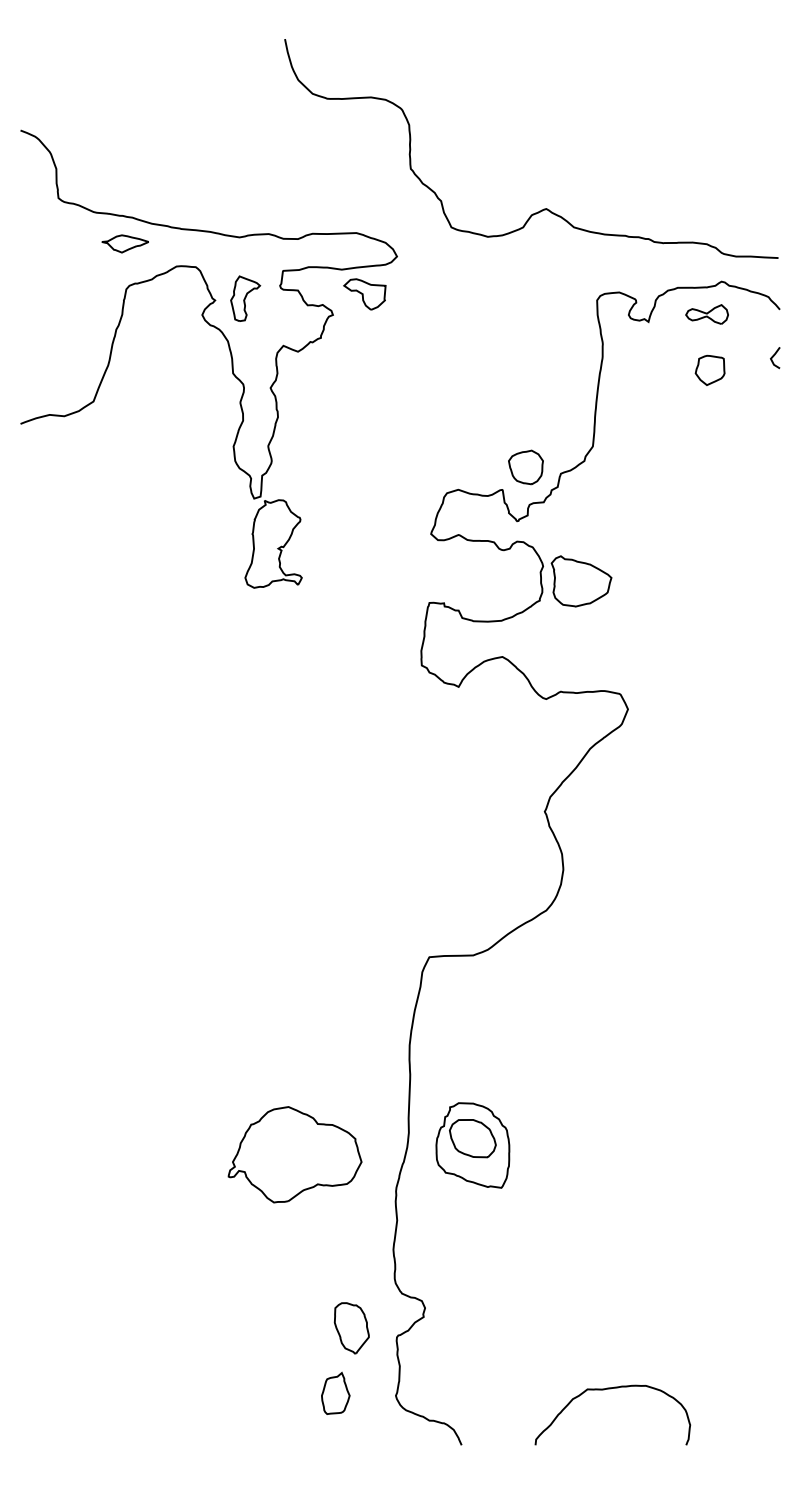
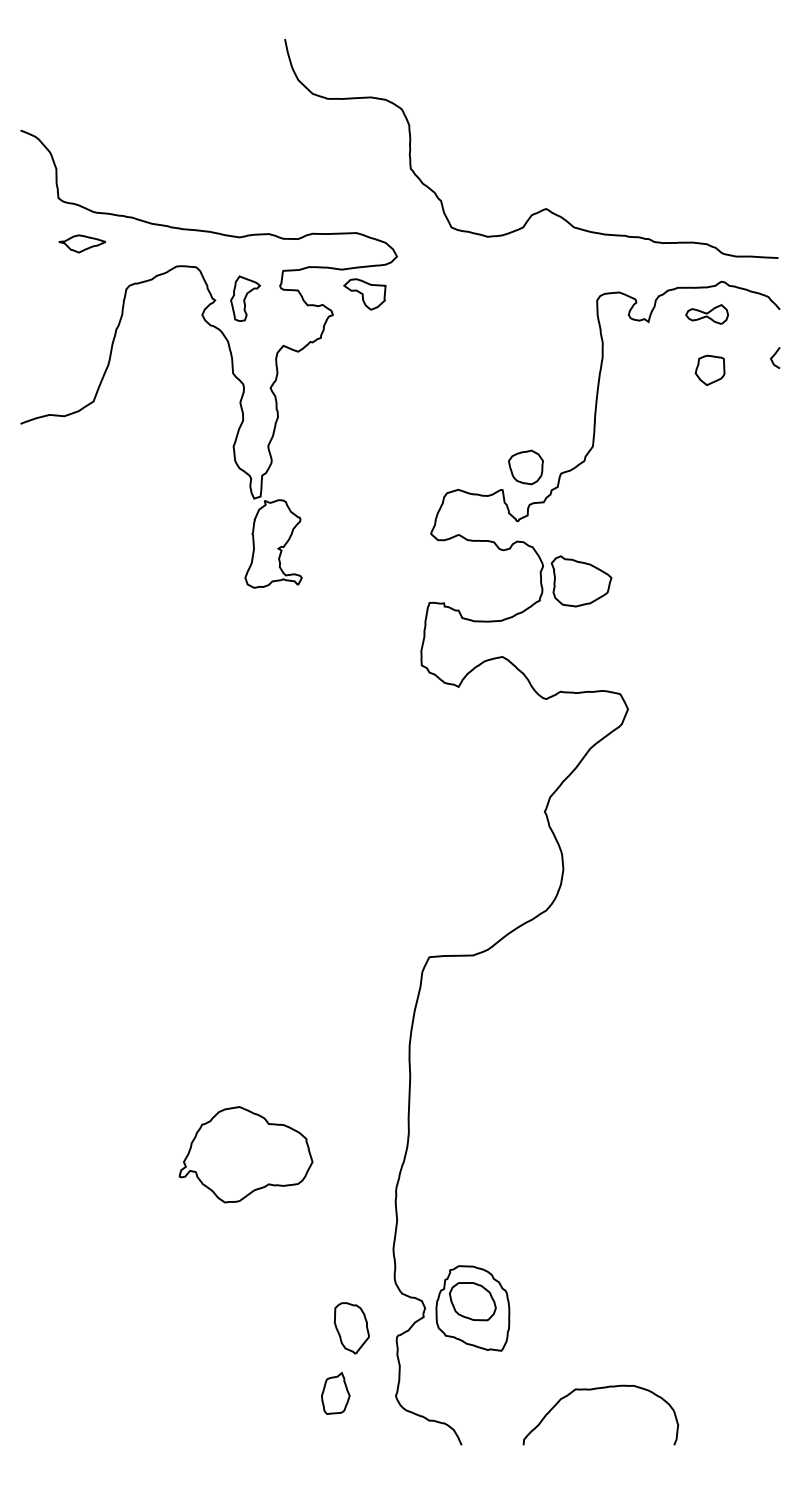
part position: (124, 243) -> (81, 243) (81, 243)
part position: (472, 1145) -> (472, 1308) (472, 1308)
part position: (294, 1154) -> (245, 1154) (245, 1154)
curve position: (610, 1389) -> (598, 1389) (598, 1389)
